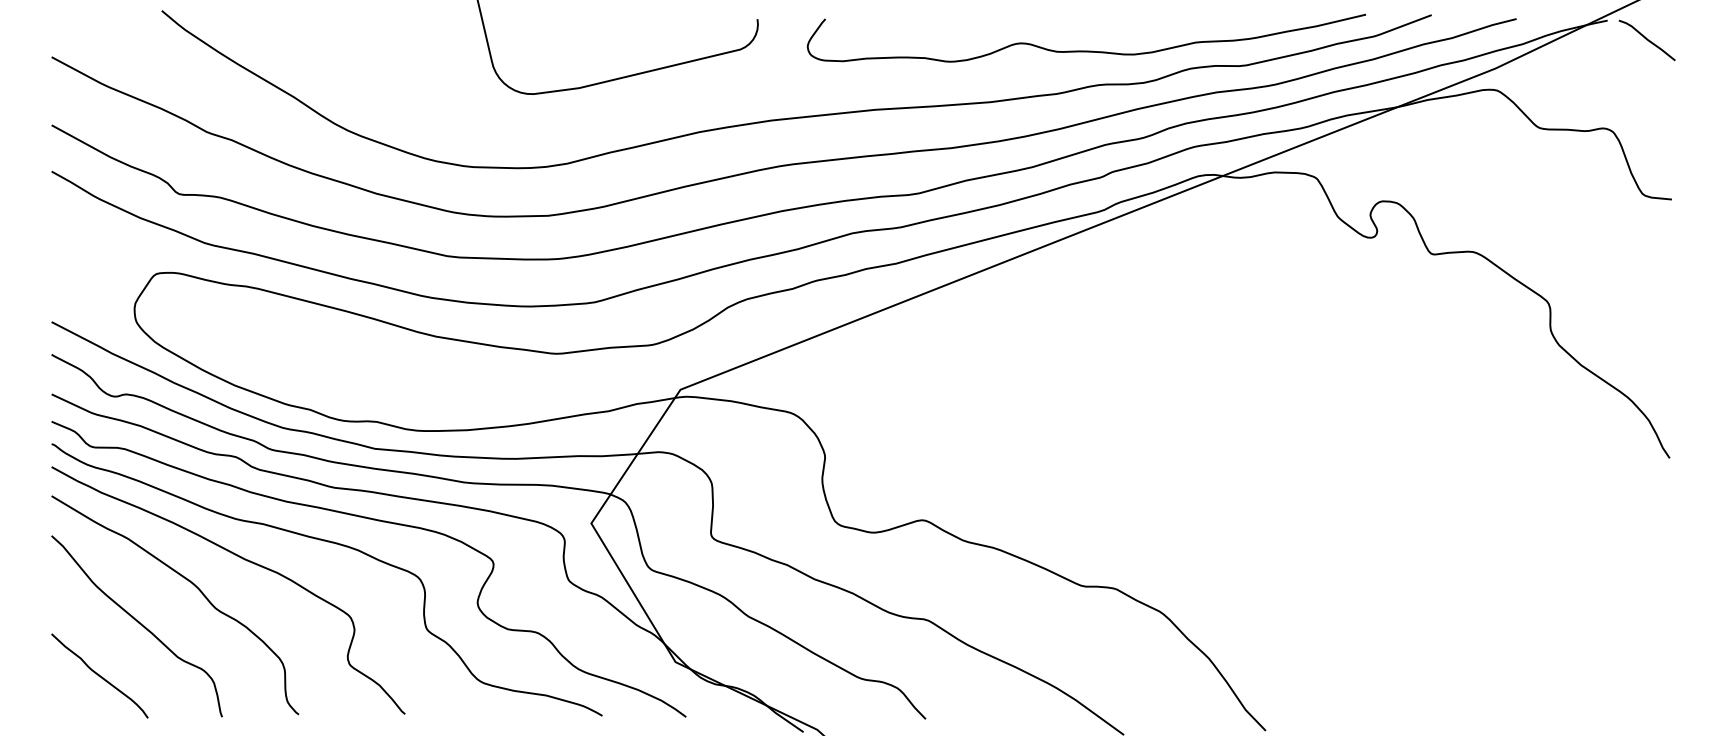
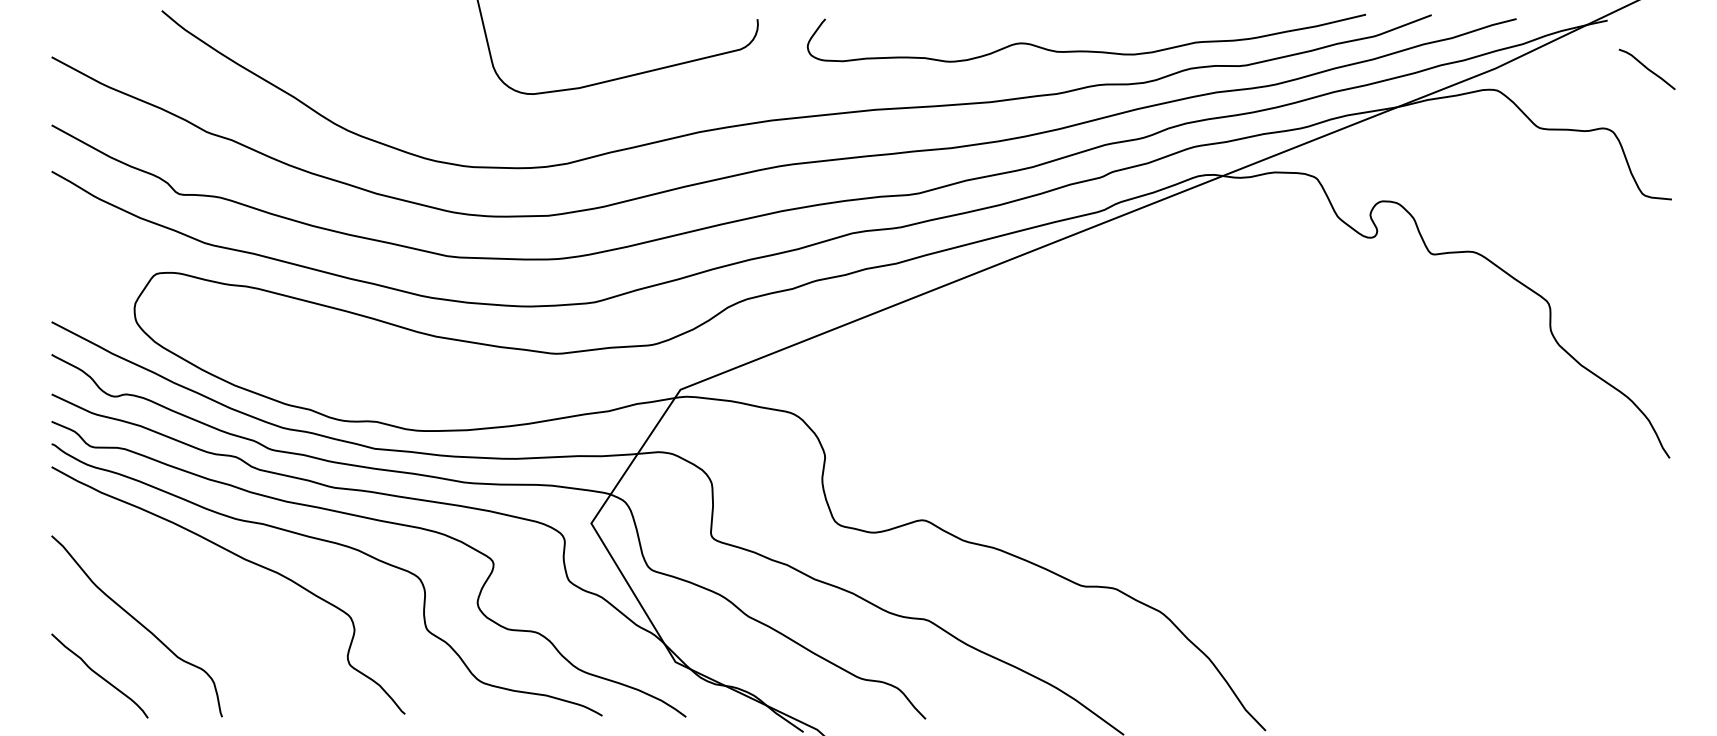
curve position: (1646, 40) -> (1646, 69) (1646, 69)
curve: present -> none (194, 586)
